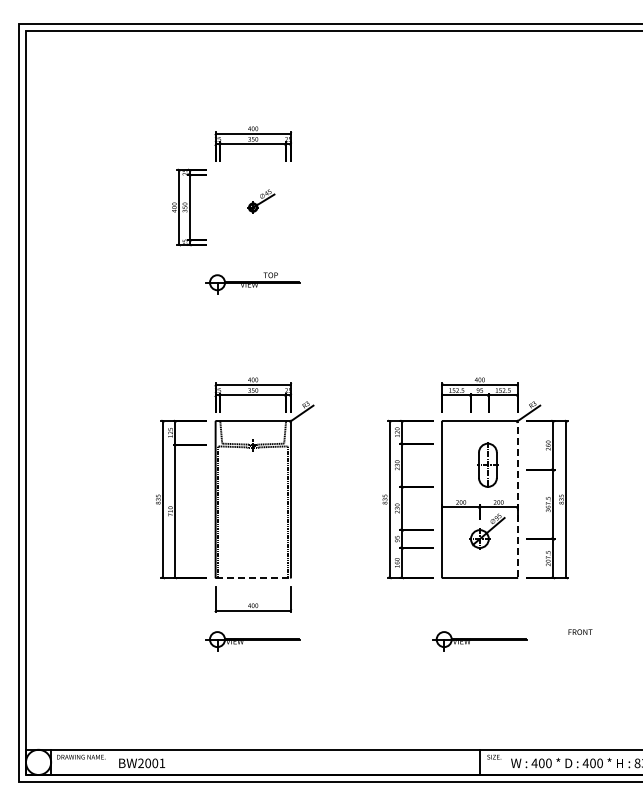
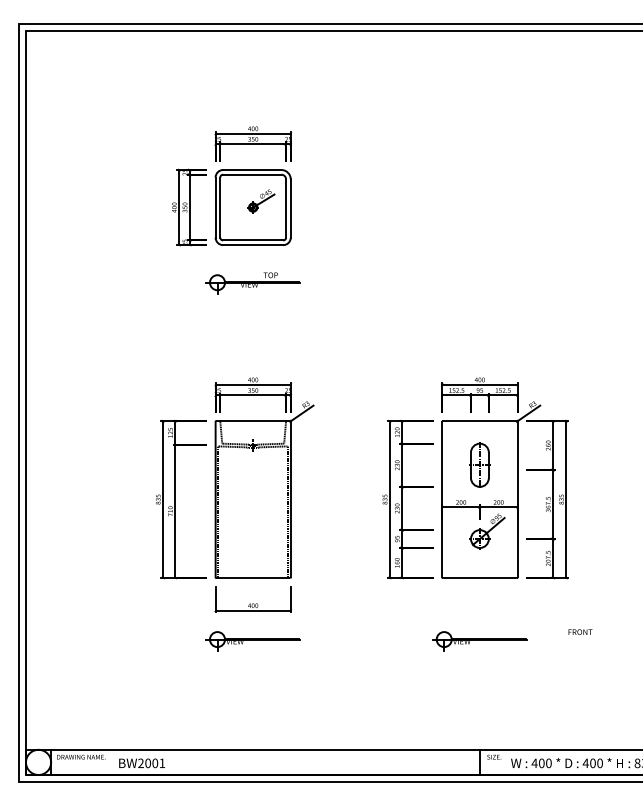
part: none -> present (252, 207)
part position: (487, 464) -> (479, 464) (479, 464)
line: dashed -> solid (517, 499)
line: dashed -> solid (253, 578)
